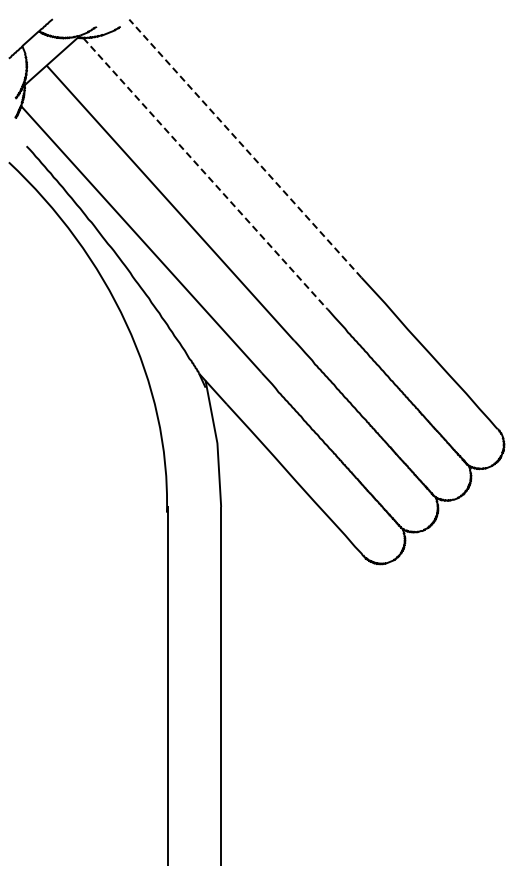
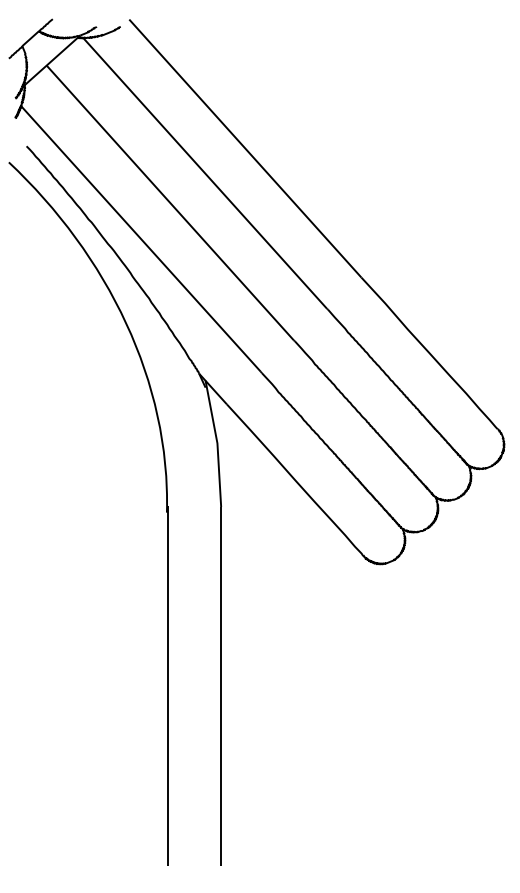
line: dashed -> solid (245, 148)
line: dashed -> solid (205, 173)
